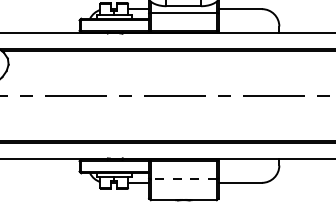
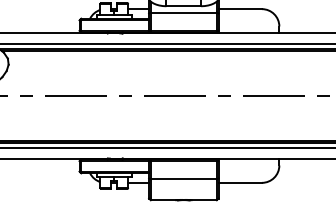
line: none -> present (167, 43)
line: none -> present (167, 148)
line: dashed -> solid (183, 179)
